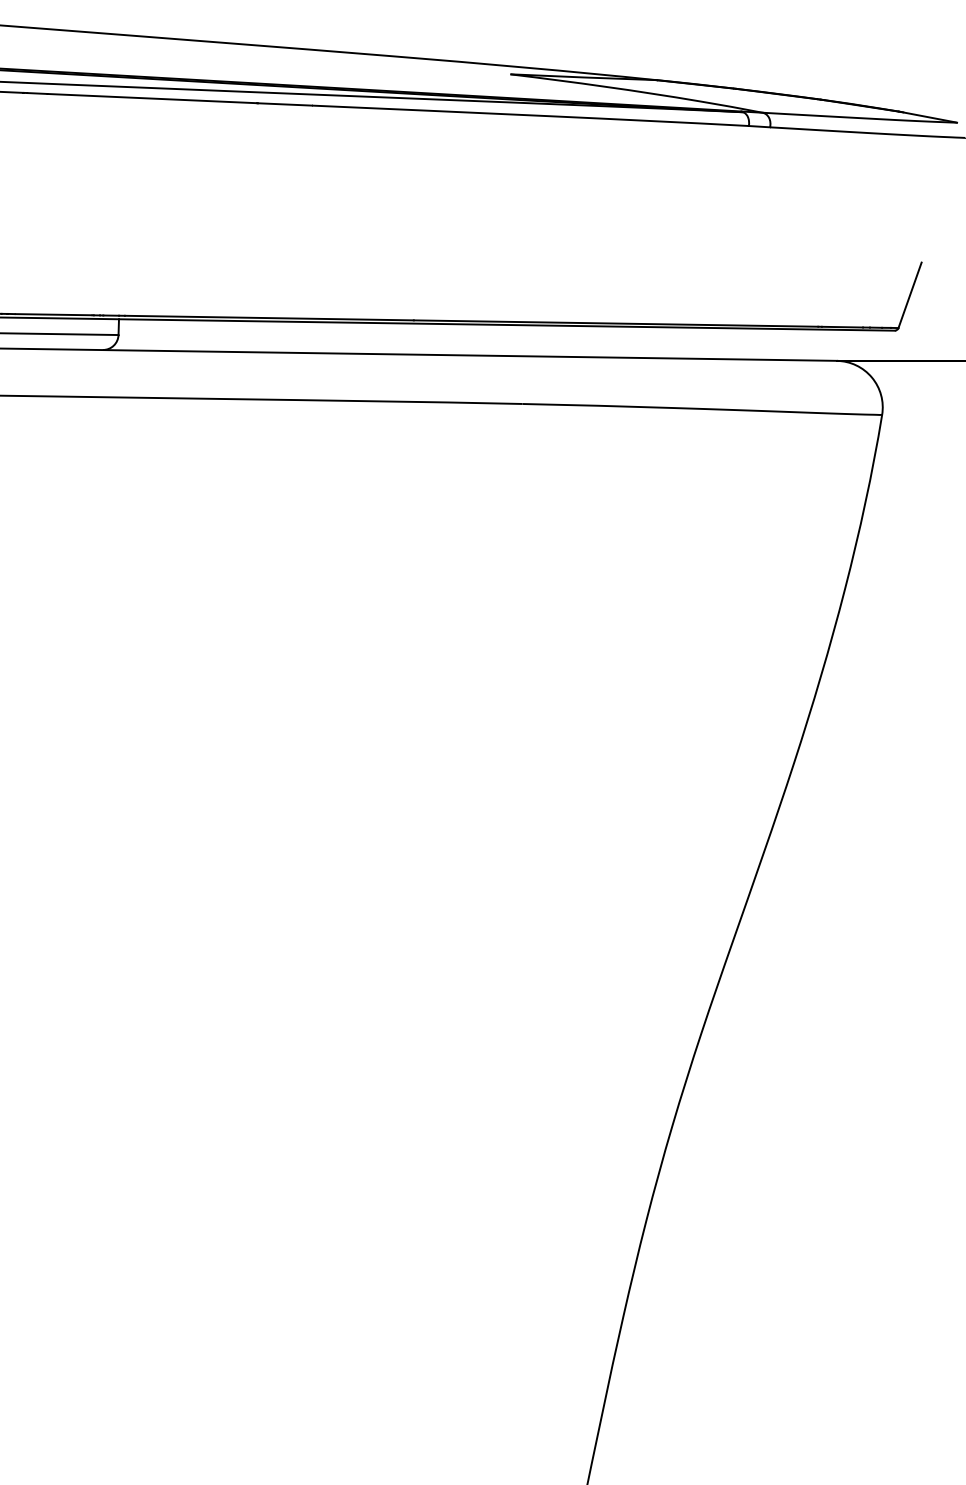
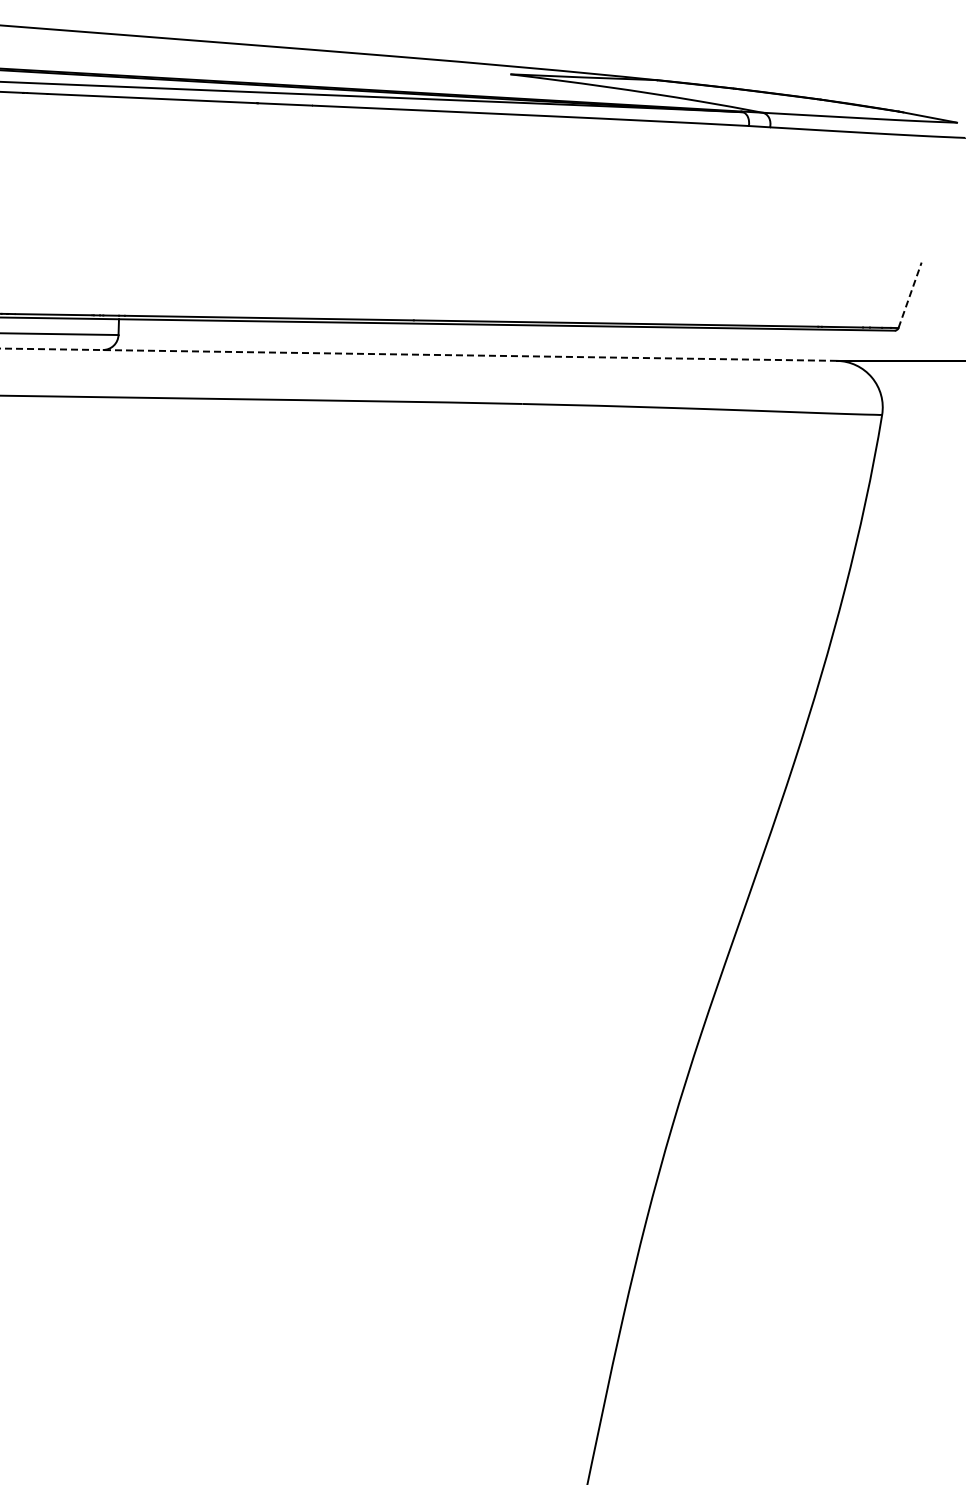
line: solid -> dashed (910, 295)
line: solid -> dashed (418, 354)
